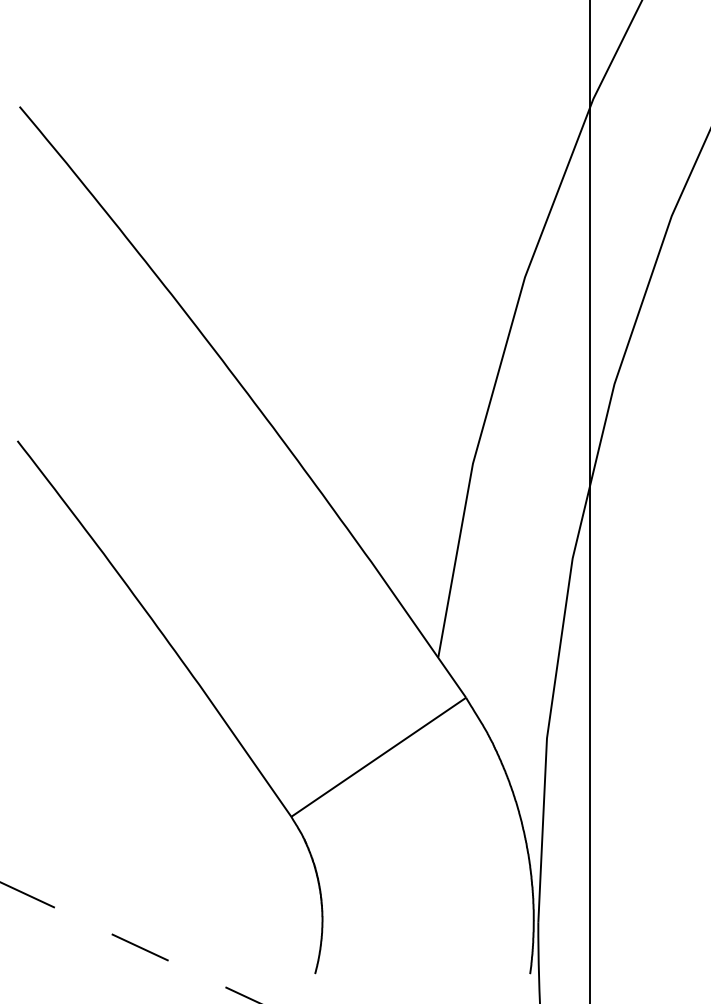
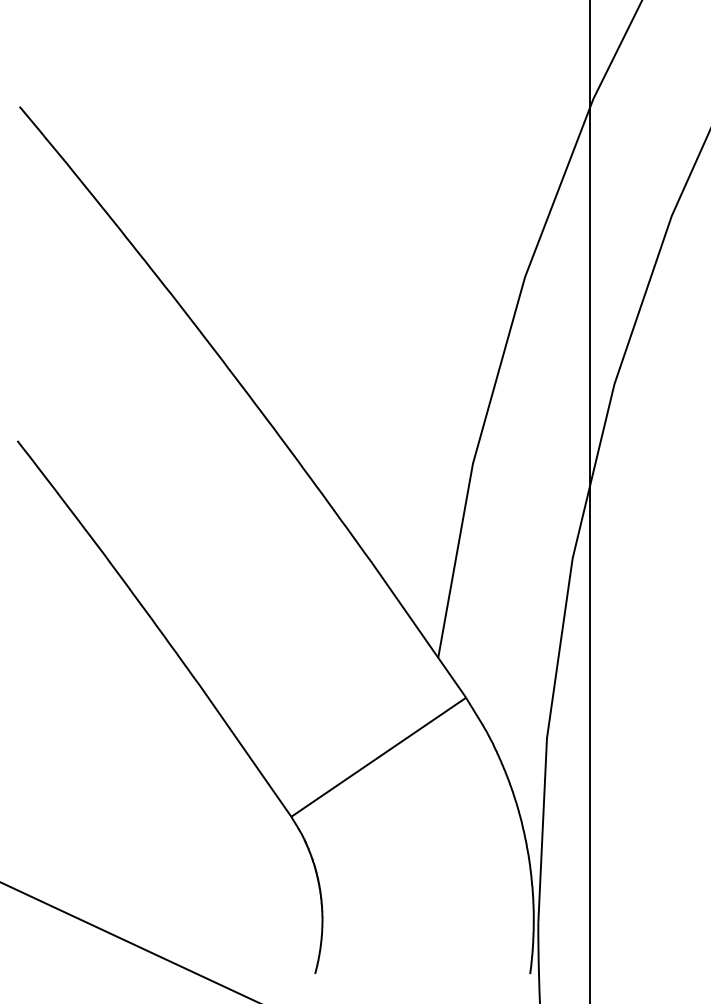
line: dashed -> solid (130, 942)
